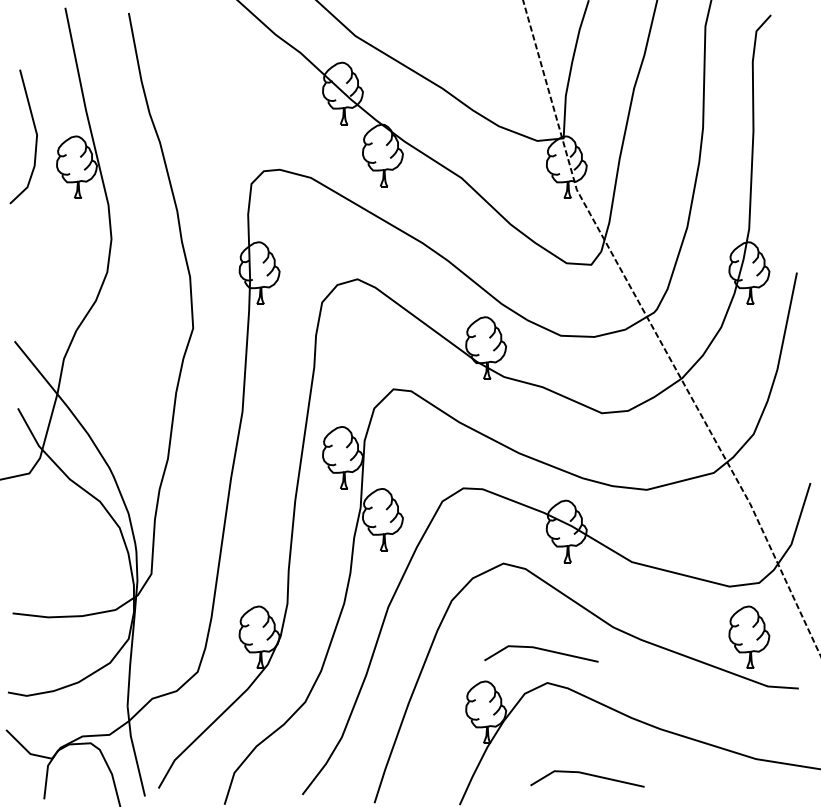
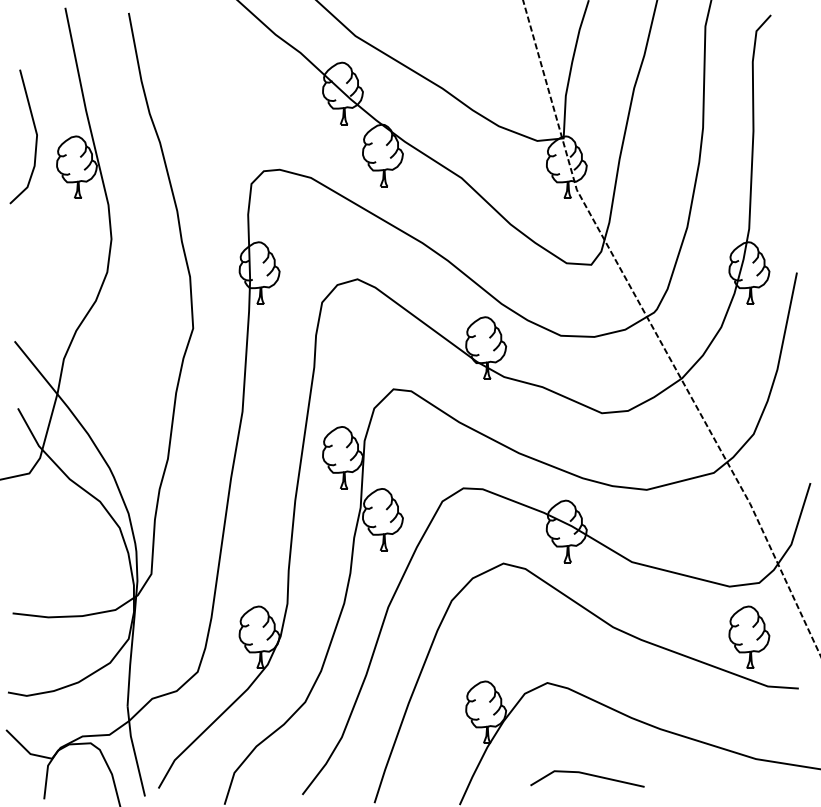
line: present -> none (541, 650)
